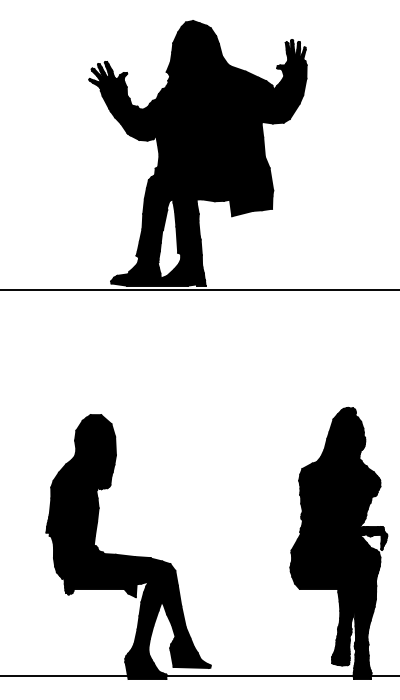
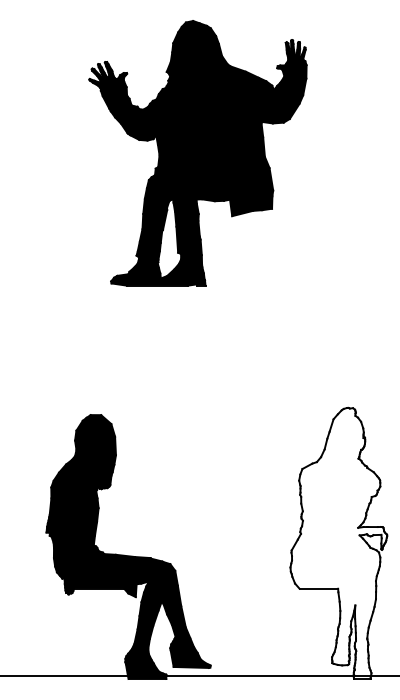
line: present -> none (199, 290)
fill: present -> none (338, 543)
